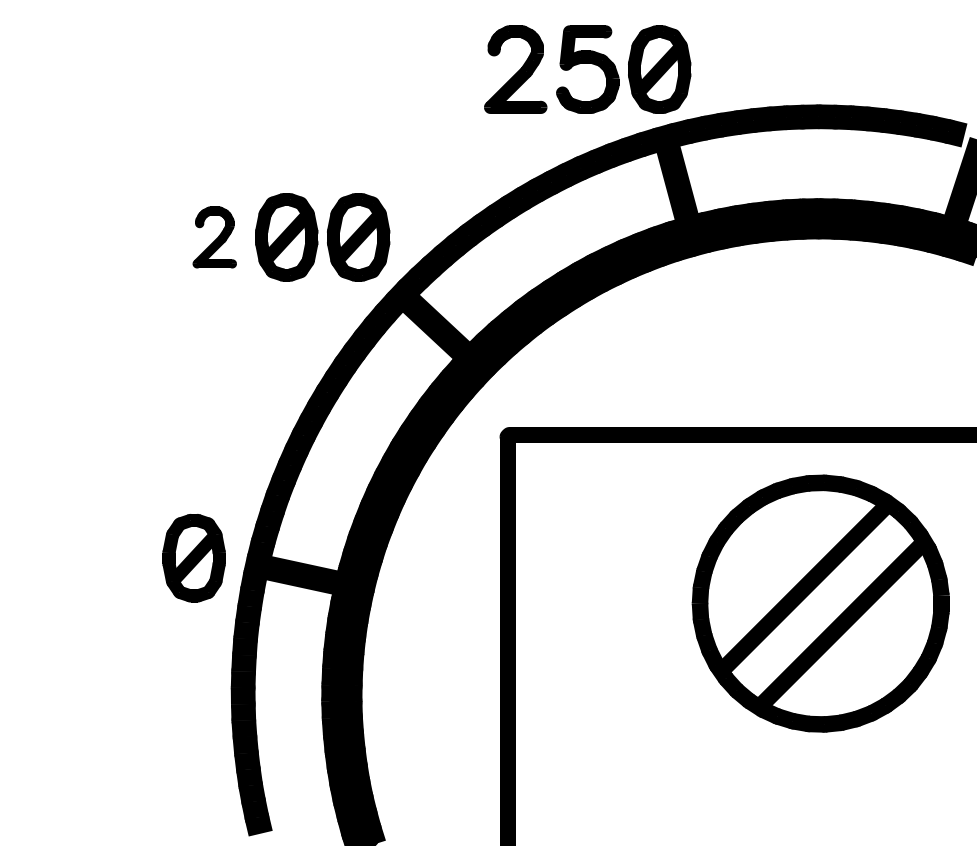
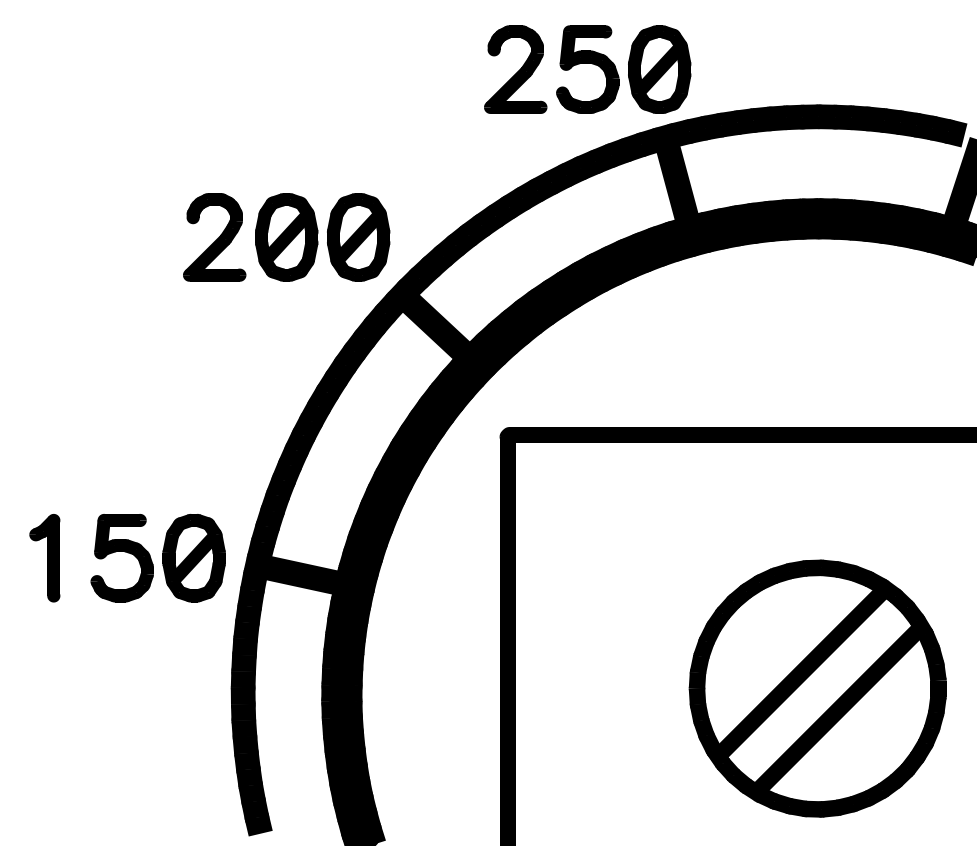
part size: 45x63 px -> 64x89 px (214, 237)
part: none -> present (124, 552)
part: none -> present (44, 558)
part position: (820, 603) -> (817, 688) (817, 688)
